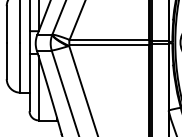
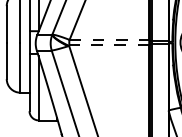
line: solid -> dashed (109, 39)
line: solid -> dashed (109, 45)
